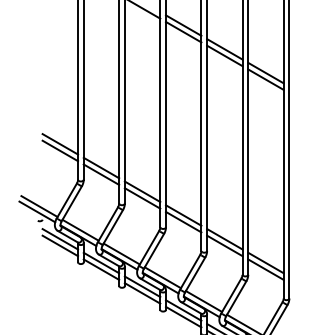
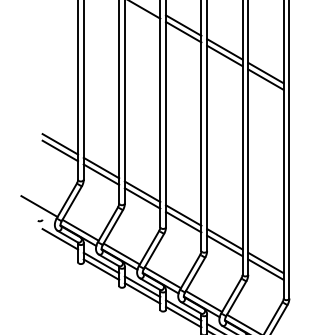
line: present -> none (37, 211)
line: present -> none (60, 245)
